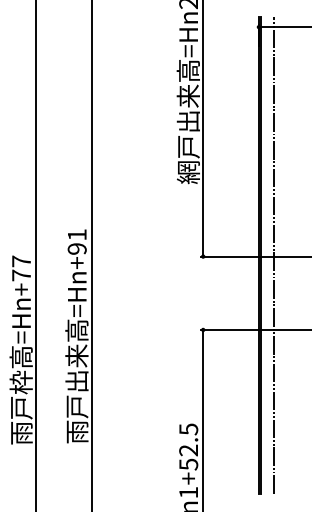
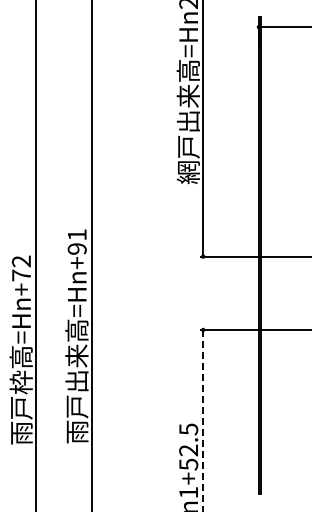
line: present -> none (274, 254)
text: =Hn+77 -> =Hn+72 (21, 261)
line: solid -> dashed (203, 420)
